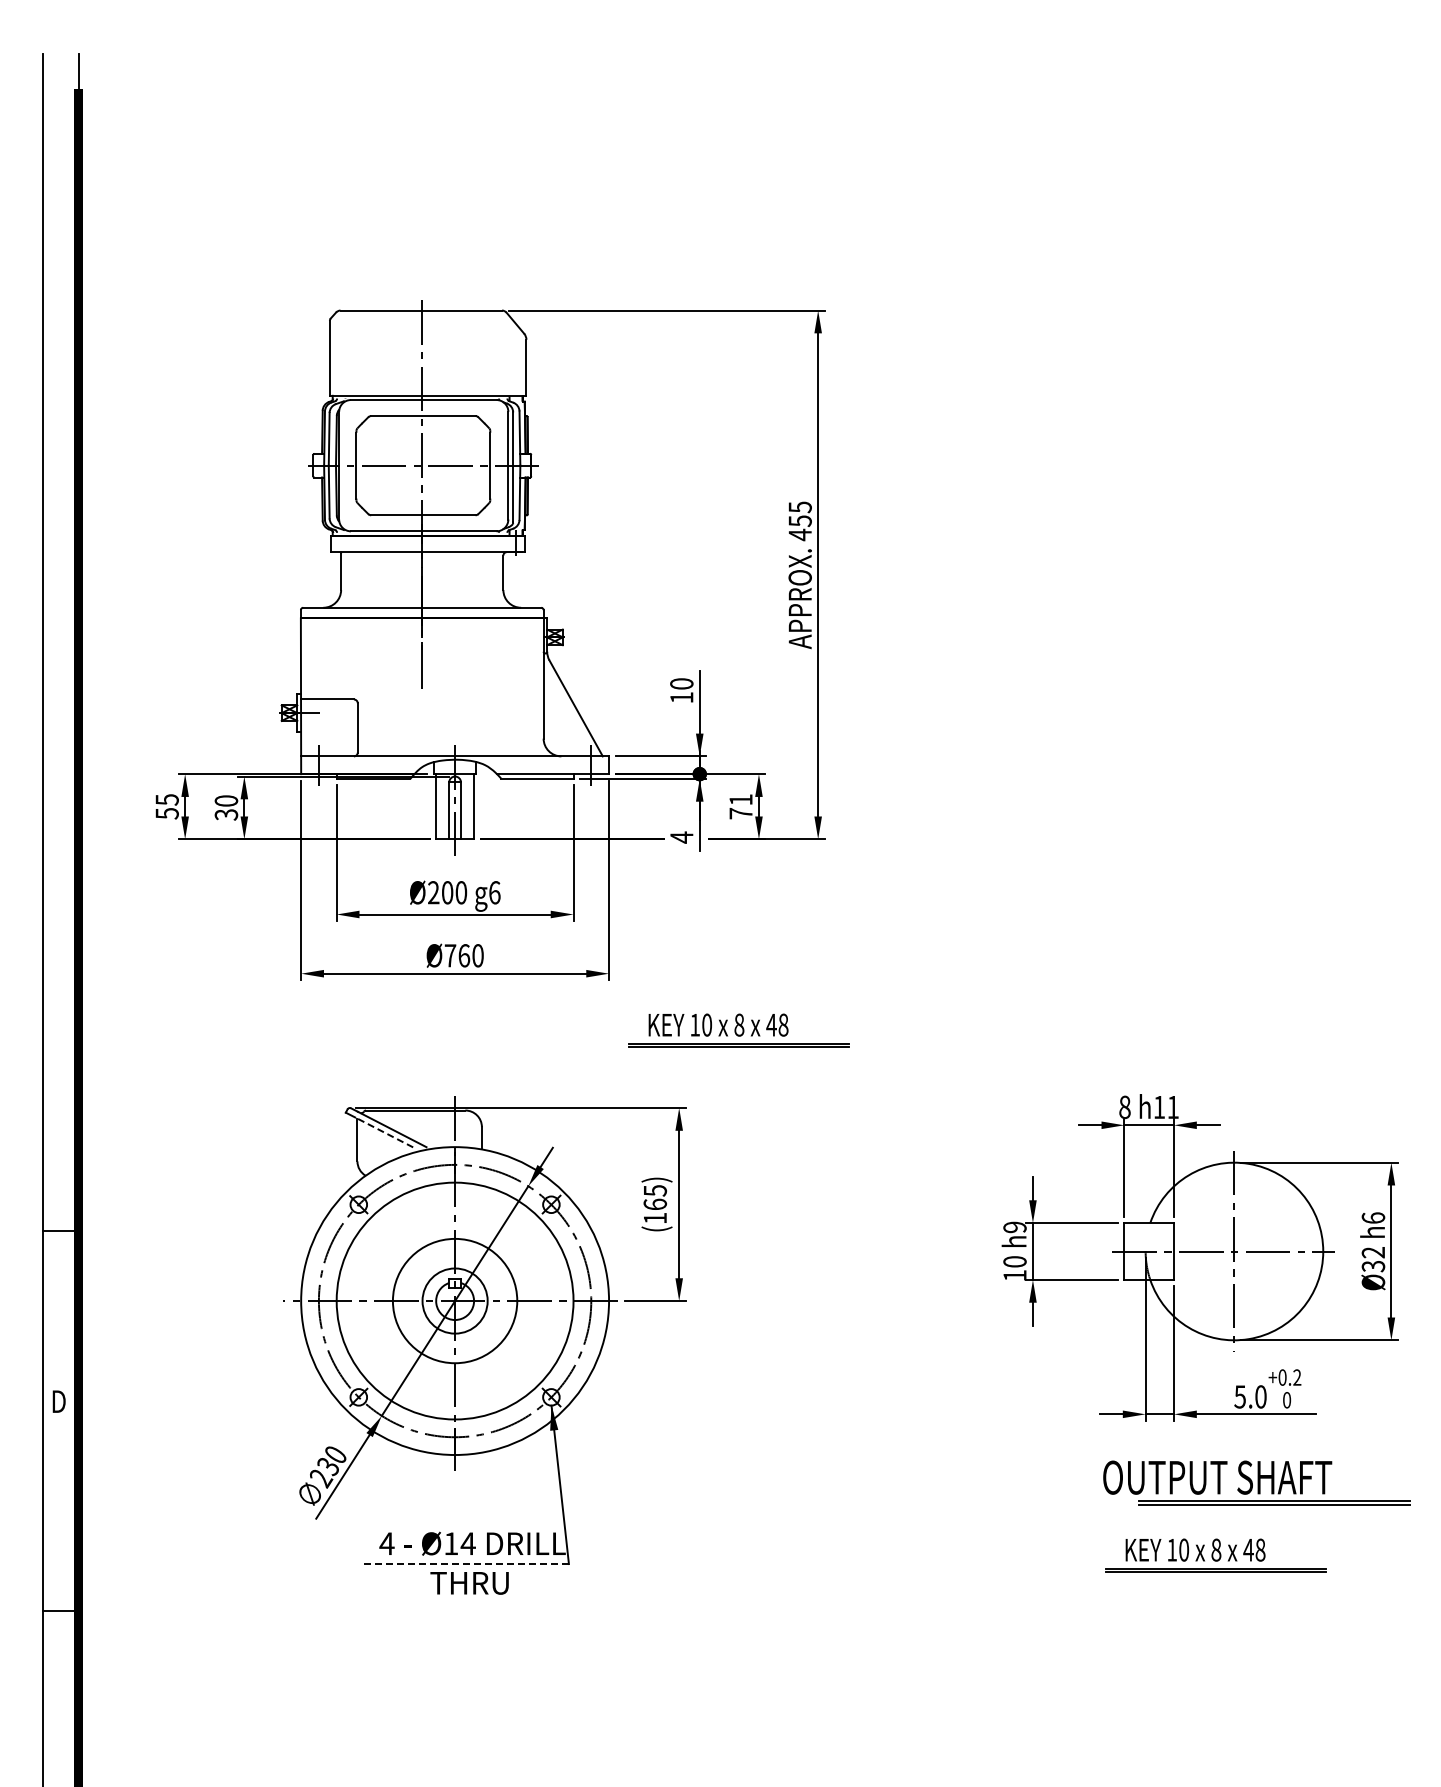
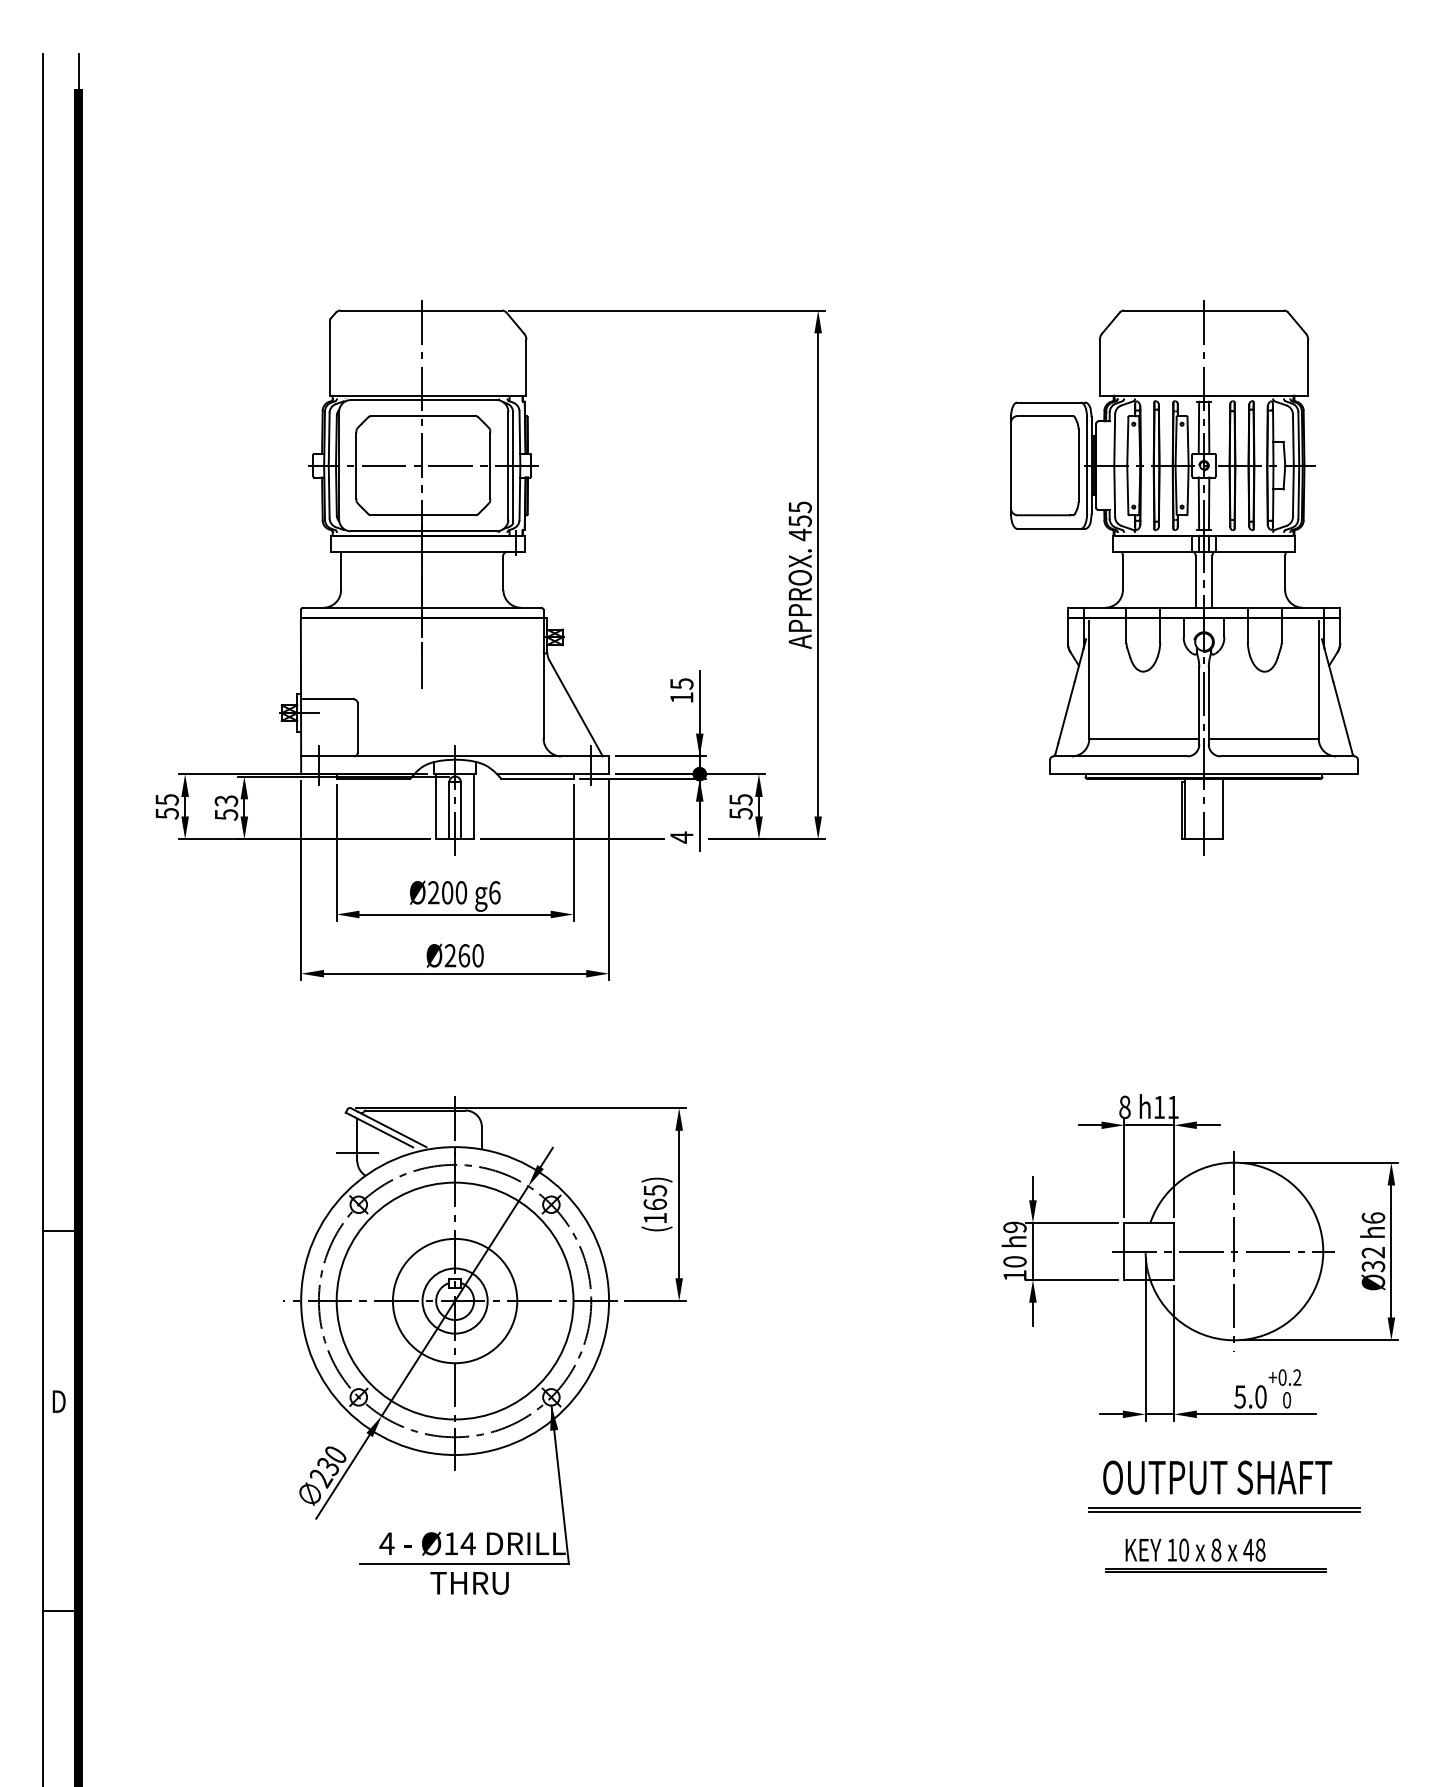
part: none -> present (1184, 577)
text: 10 -> 15 (681, 683)
text: 71 -> 55 (740, 806)
text: 30 -> 53 (226, 807)
text: Ø760 -> Ø260 (450, 955)
part: present -> none (738, 1030)
line: dashed -> solid (384, 1132)
line: none -> present (357, 1153)
part position: (1274, 1502) -> (1224, 1509) (1224, 1509)
line: dashed -> solid (464, 1564)
